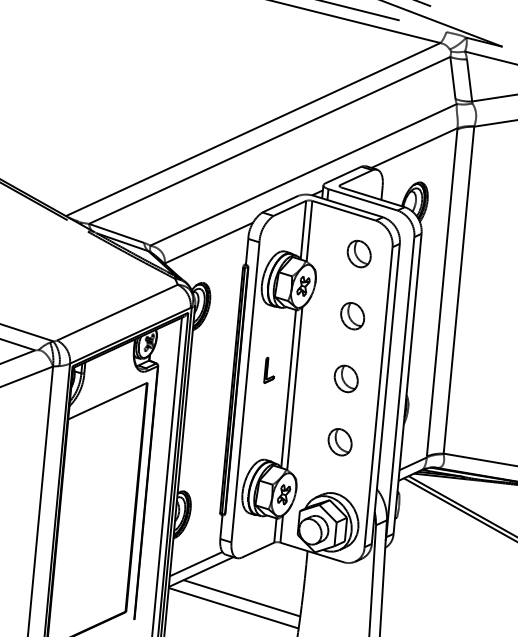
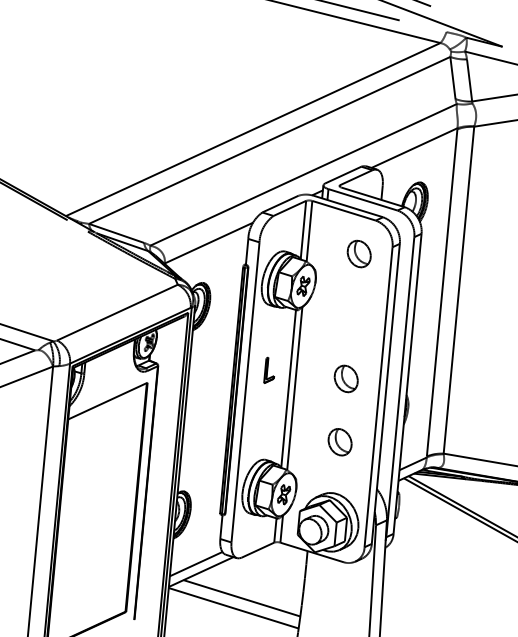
part: present -> none (352, 316)
line: present -> none (166, 475)
